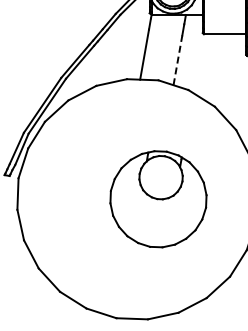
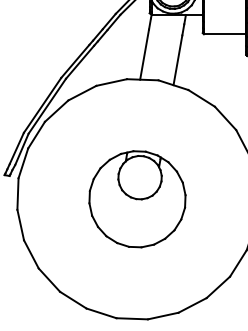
line: dashed -> solid (178, 59)
part position: (158, 199) -> (137, 199) (137, 199)
